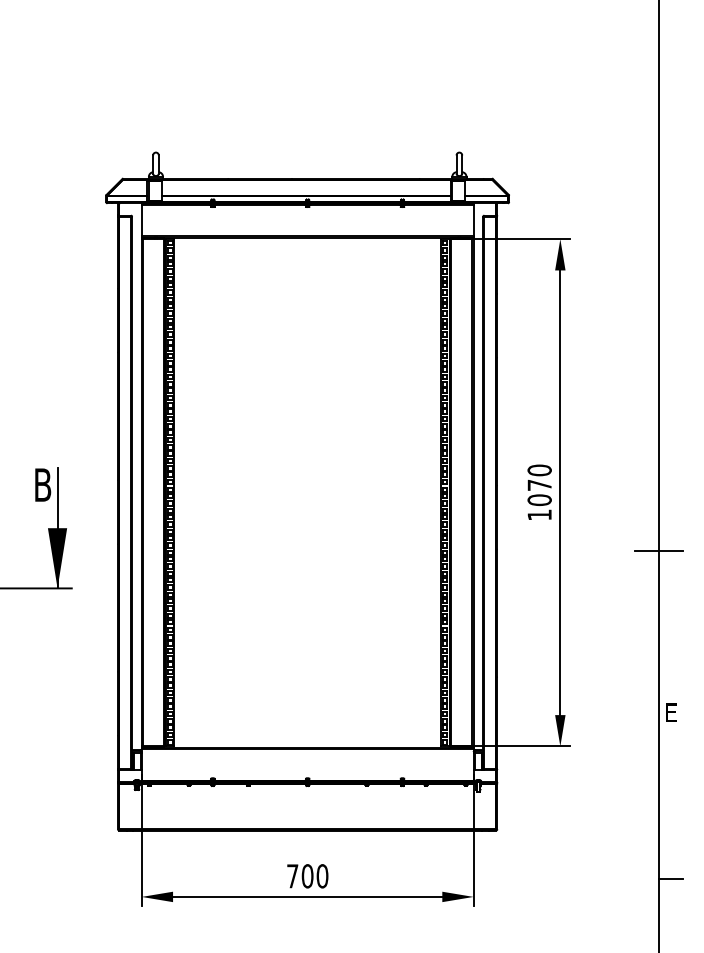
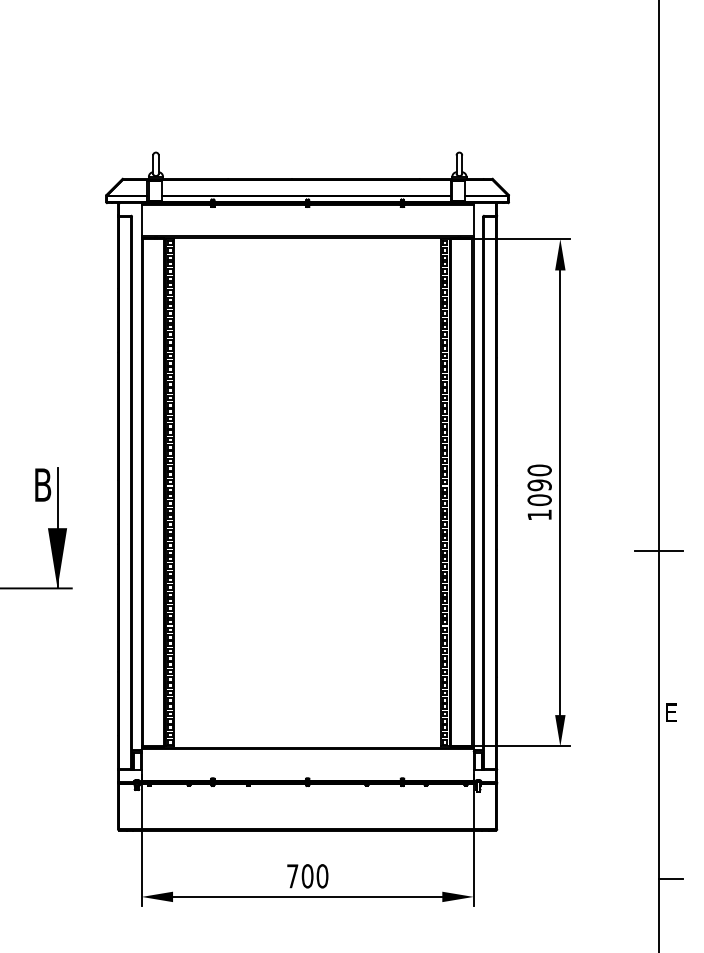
text: 1070 -> 1090 (539, 485)
